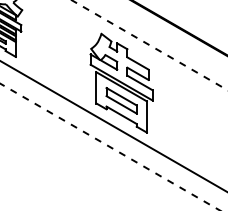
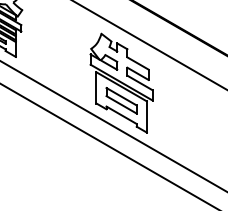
line: dashed -> solid (149, 45)
line: dashed -> solid (109, 146)
